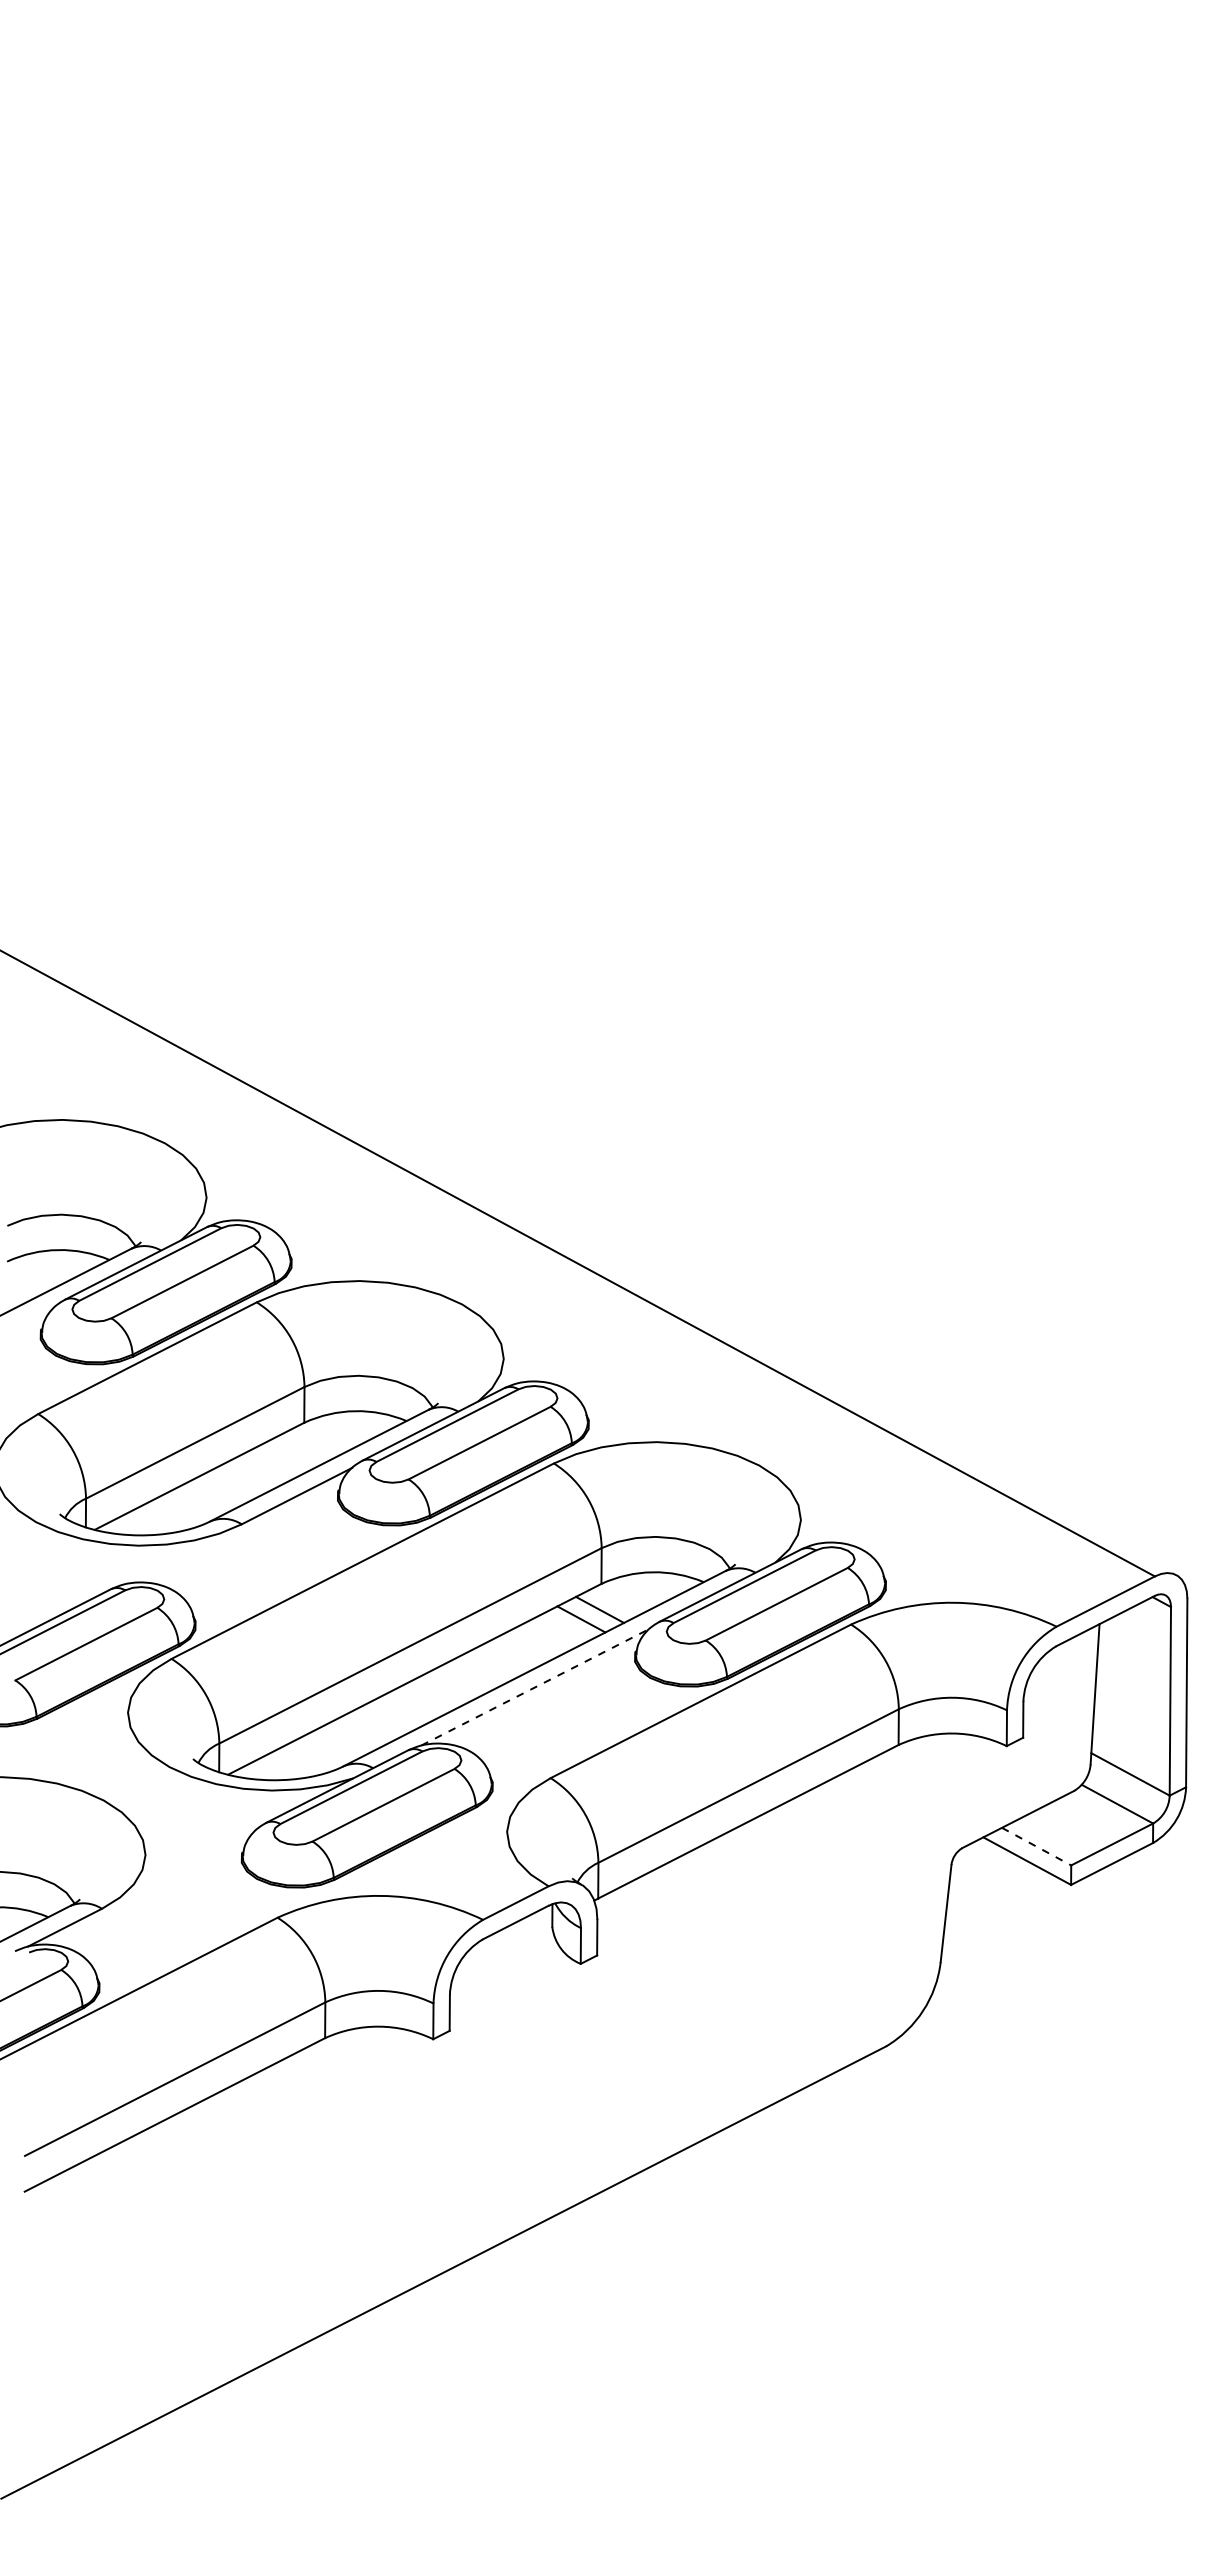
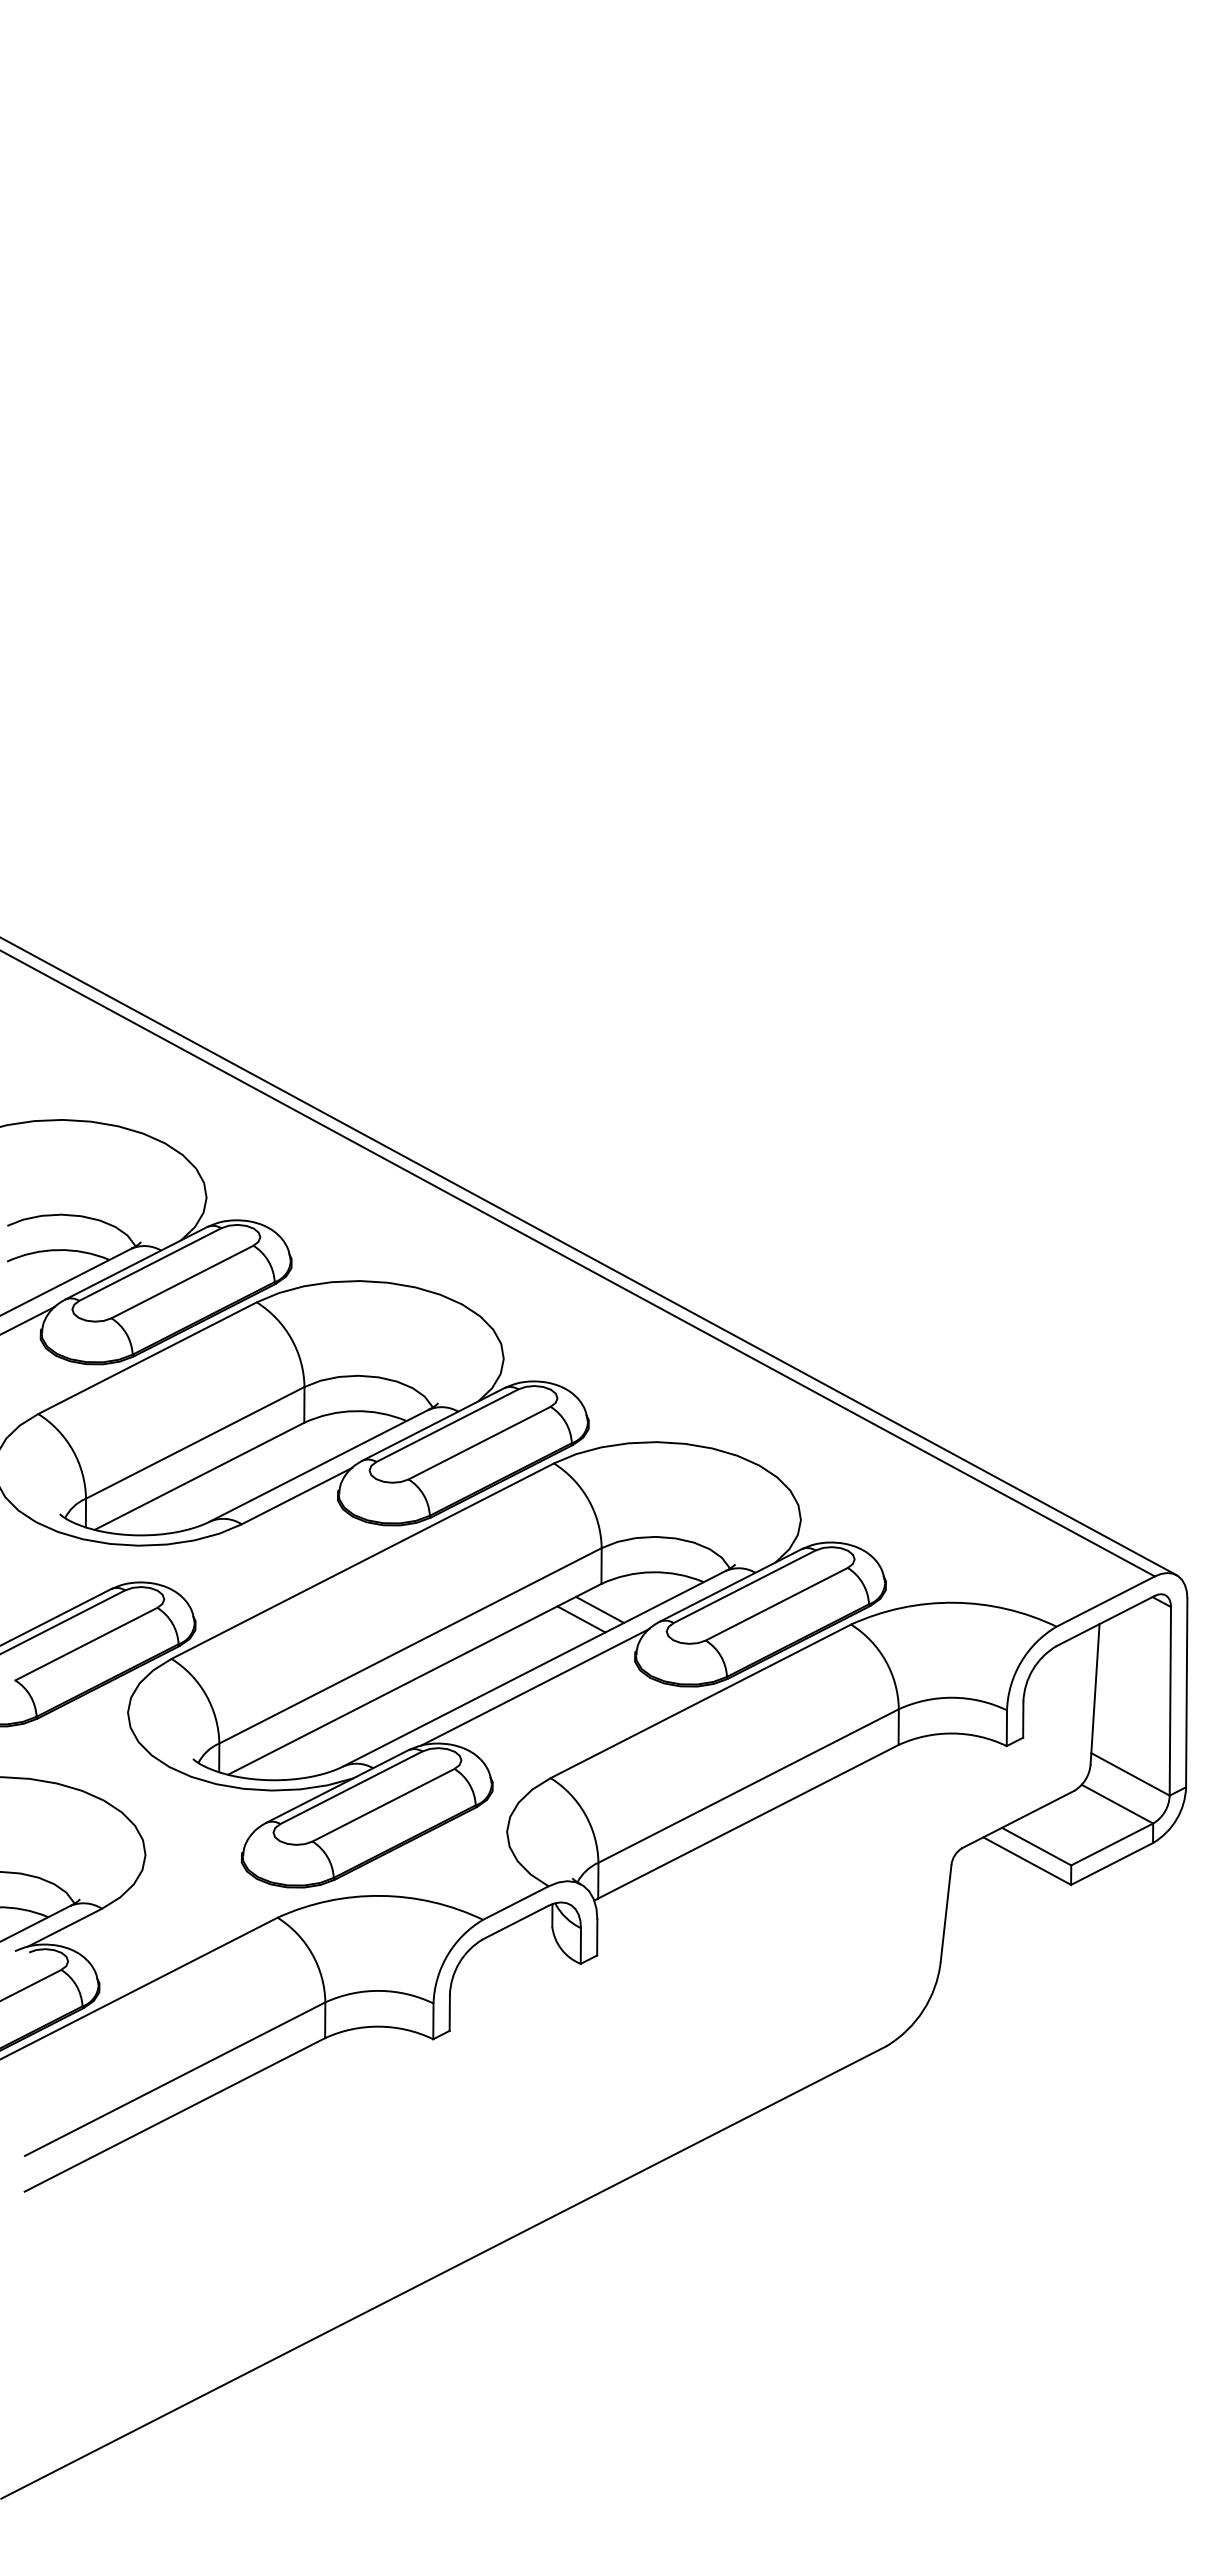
line: none -> present (589, 1256)
line: none -> present (28, 1319)
line: dashed -> solid (535, 1687)
line: dashed -> solid (1037, 1846)
